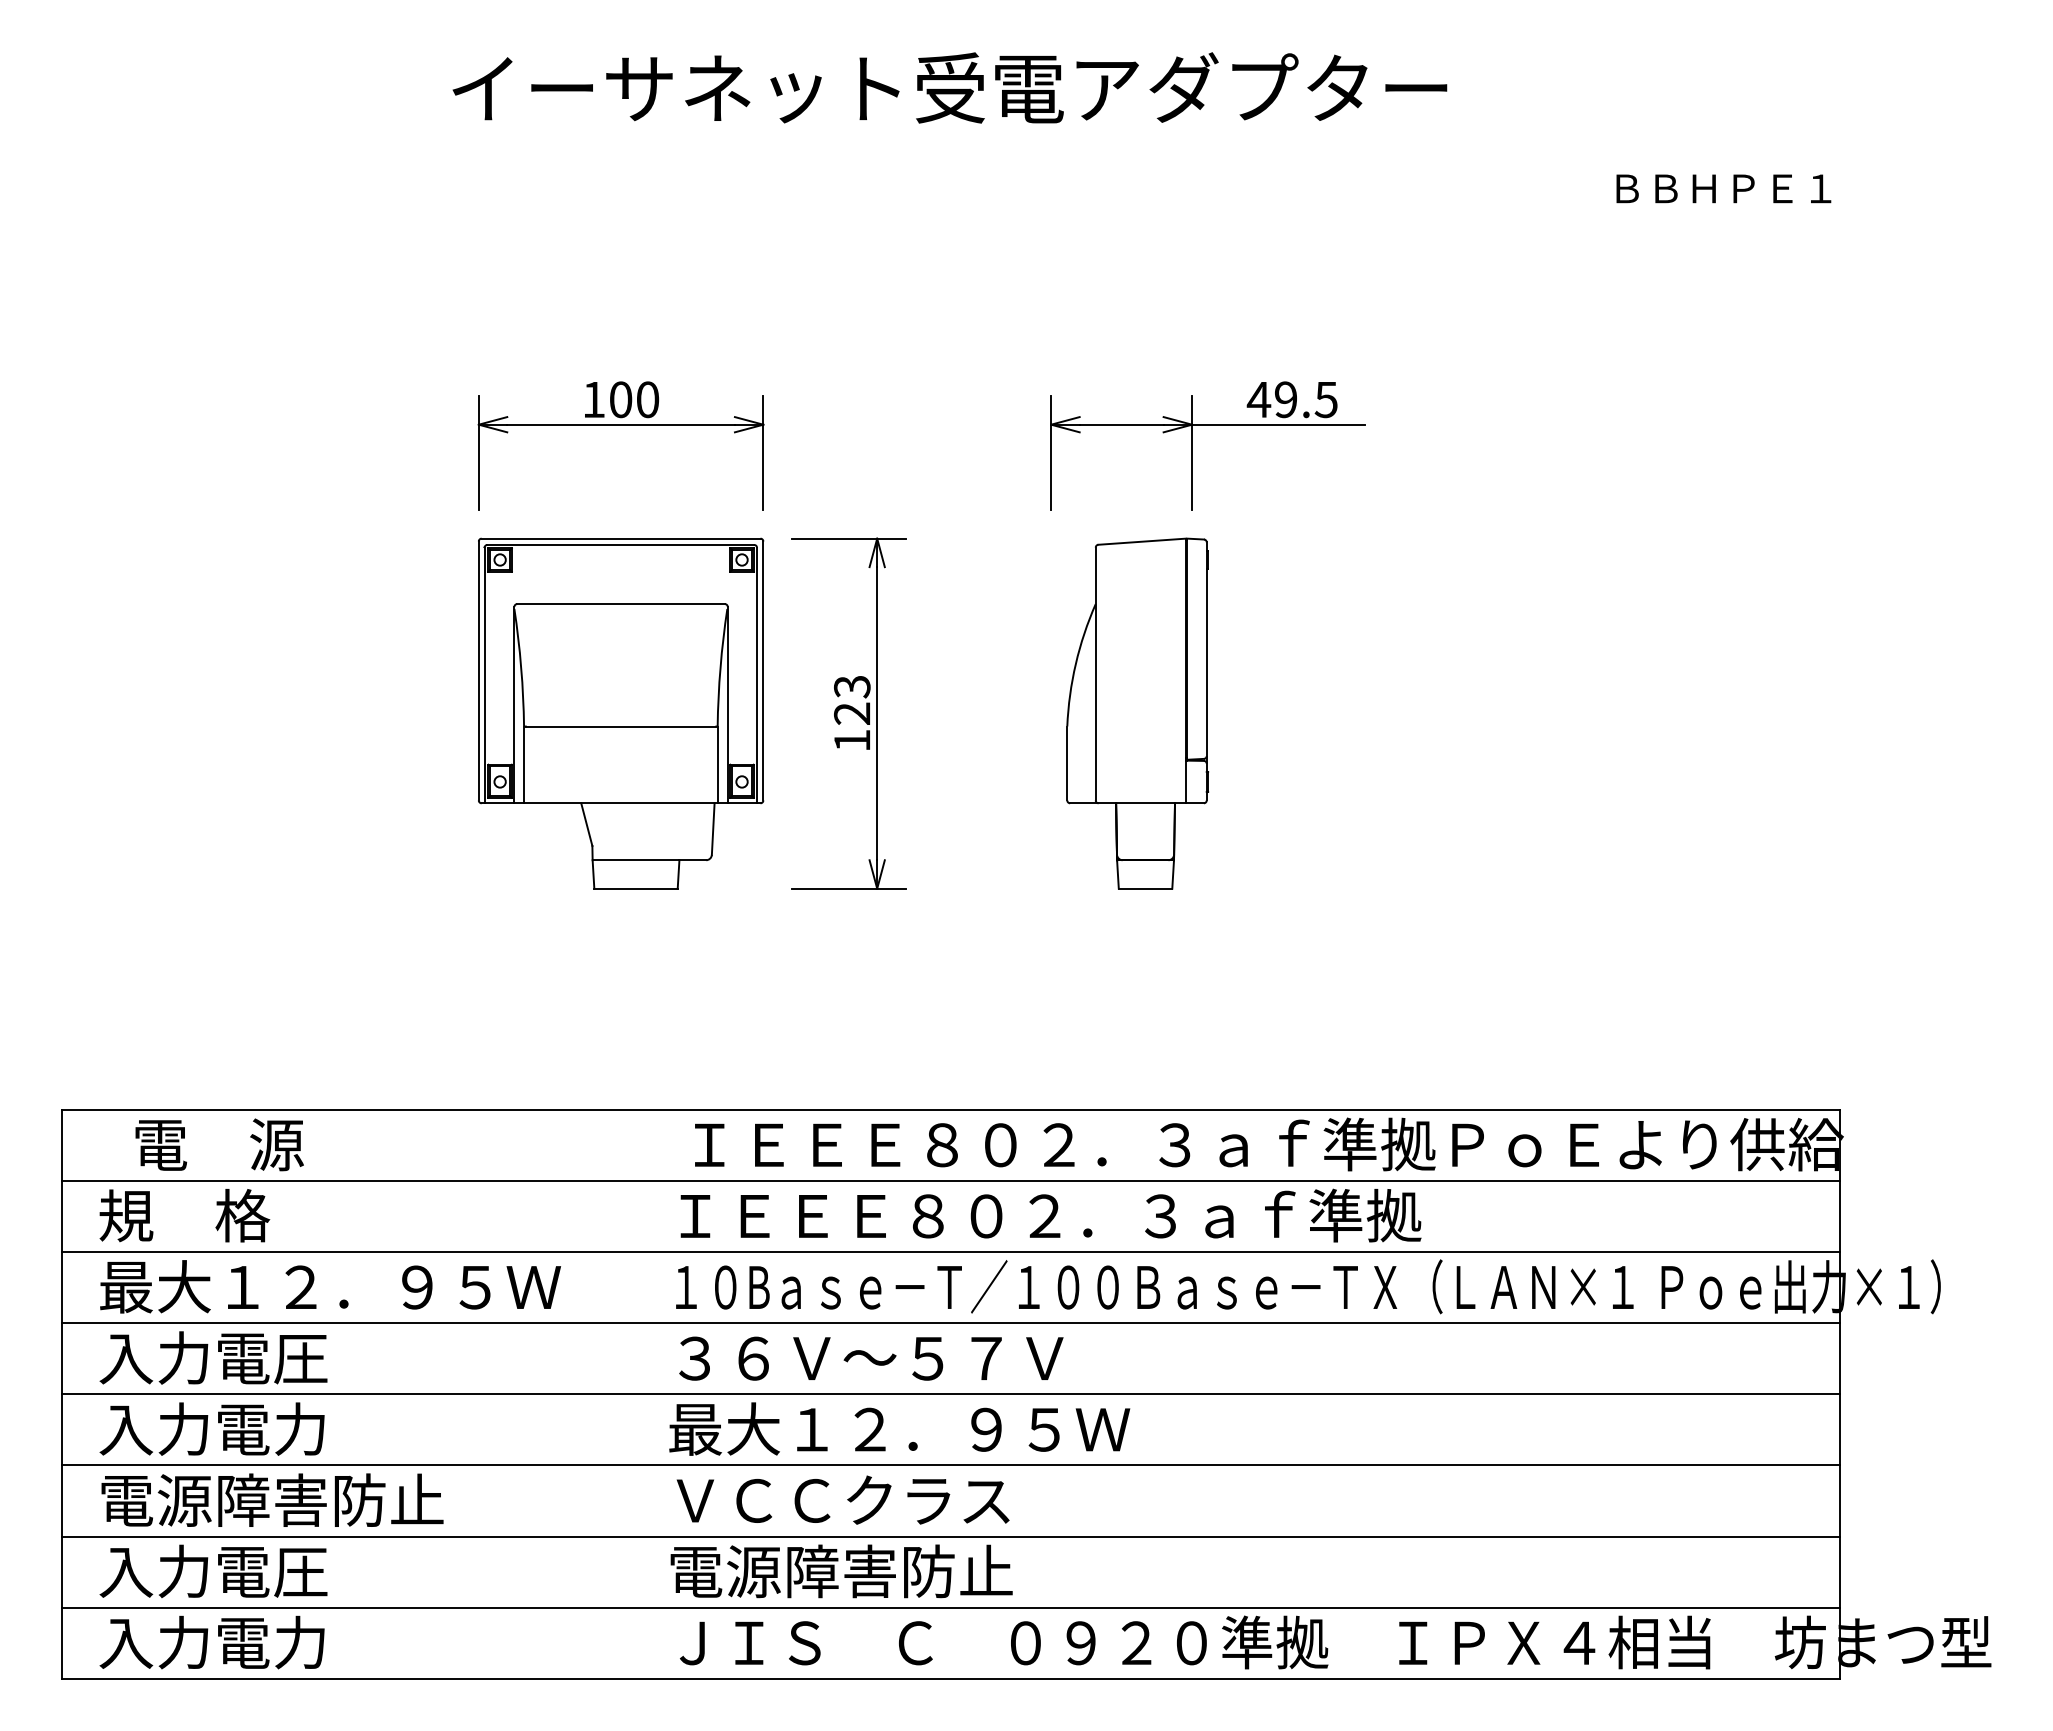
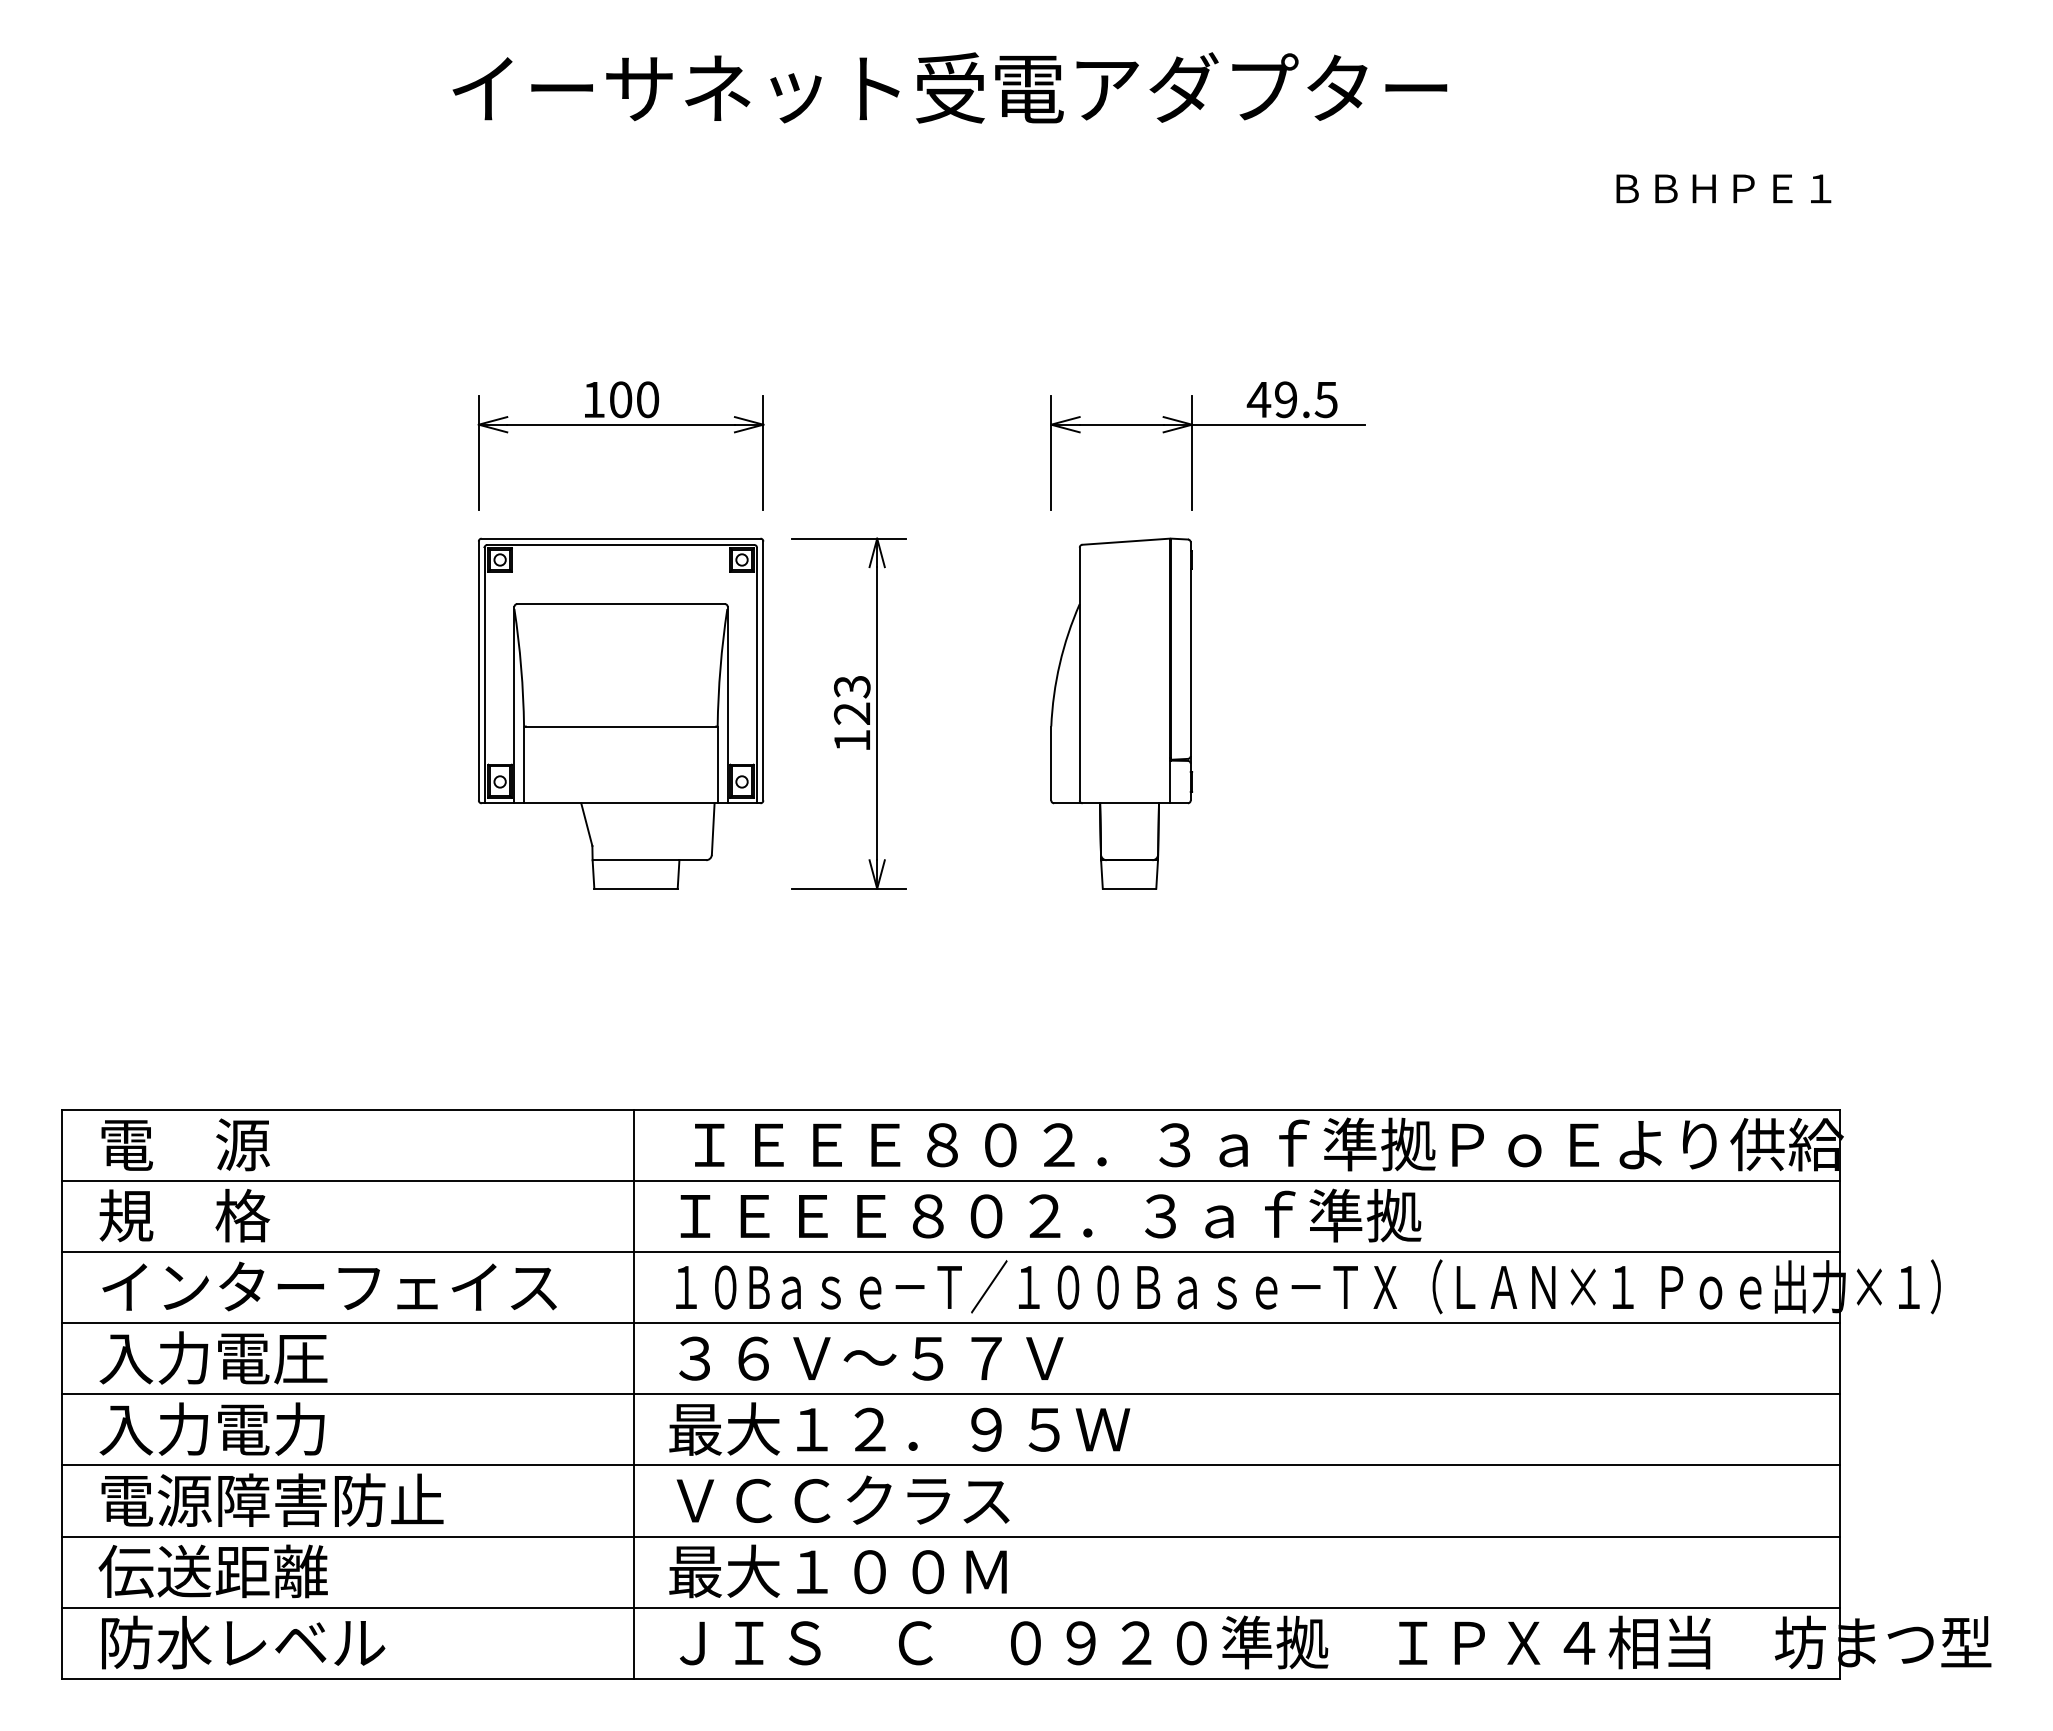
part position: (1137, 713) -> (1121, 713) (1121, 713)
text position: (219, 1144) -> (185, 1144) (185, 1144)
text: 最大１２．９５Ｗ -> インターフェイス (330, 1286)
line: none -> present (633, 1393)
text: 入力電圧 -> 伝送距離 (212, 1571)
text: 電源障害防止 -> 最大１００Ｍ (840, 1571)
text: 入力電力 -> 防水レベル (242, 1642)
